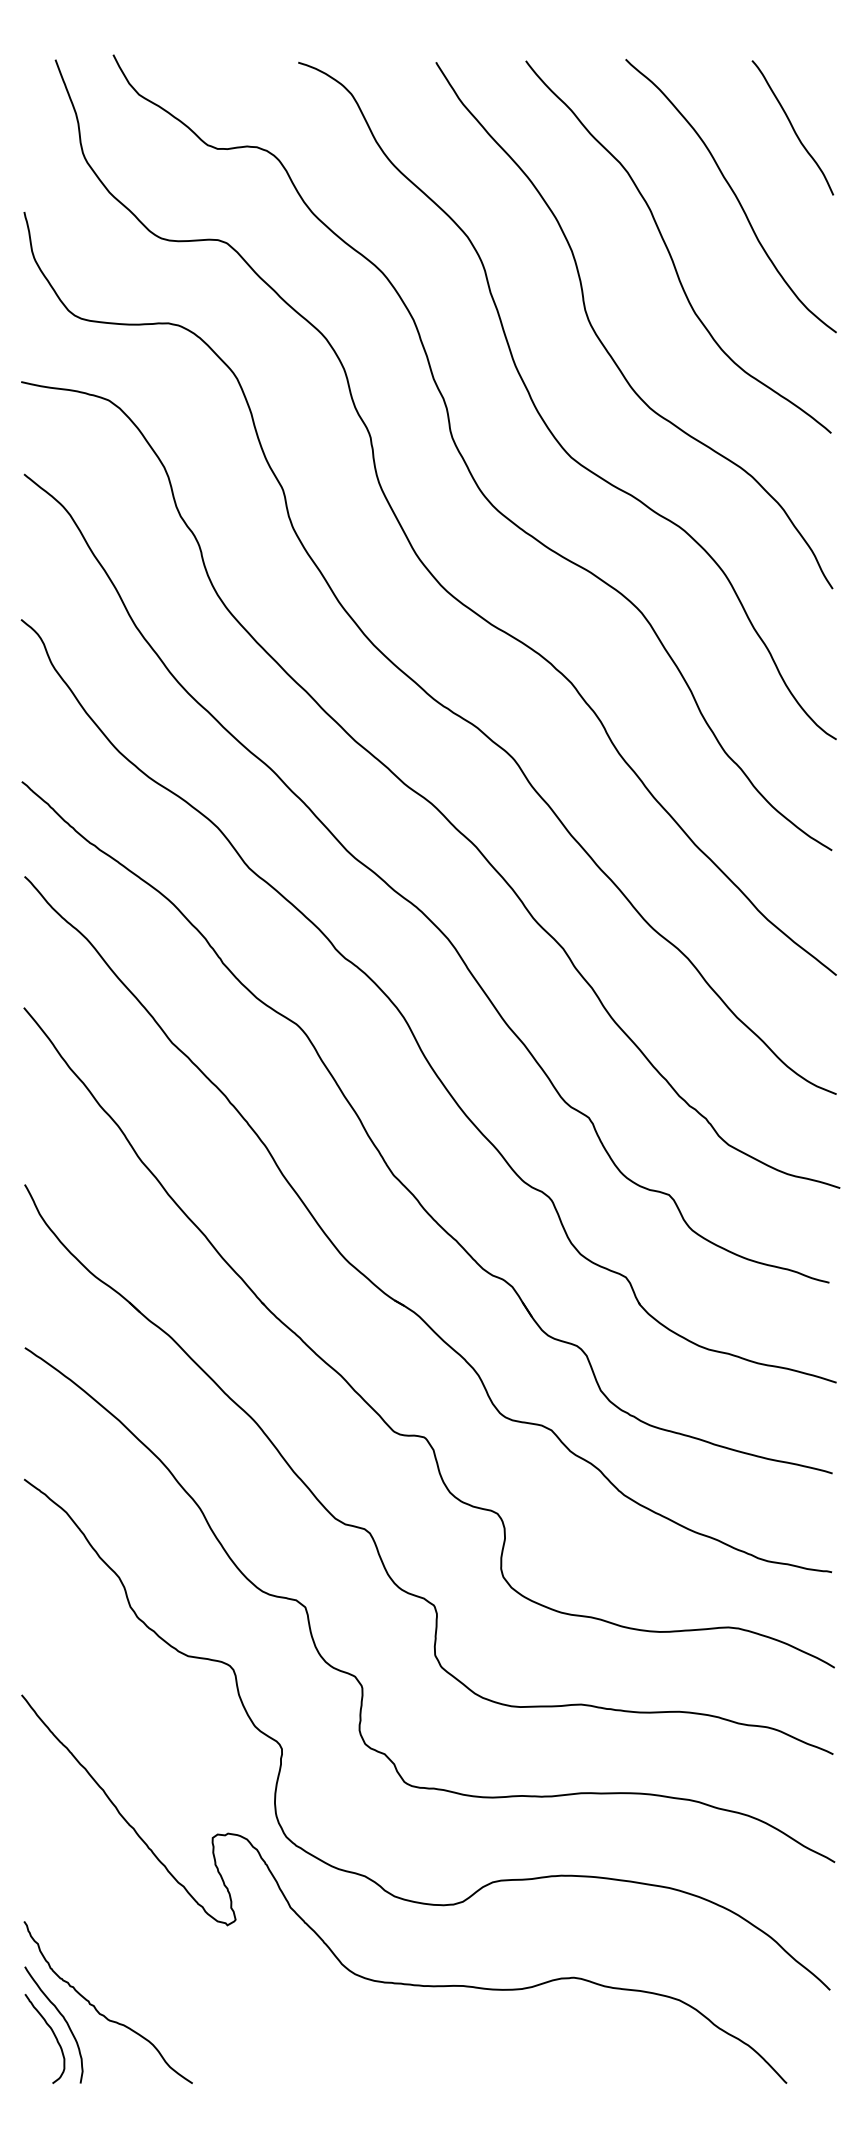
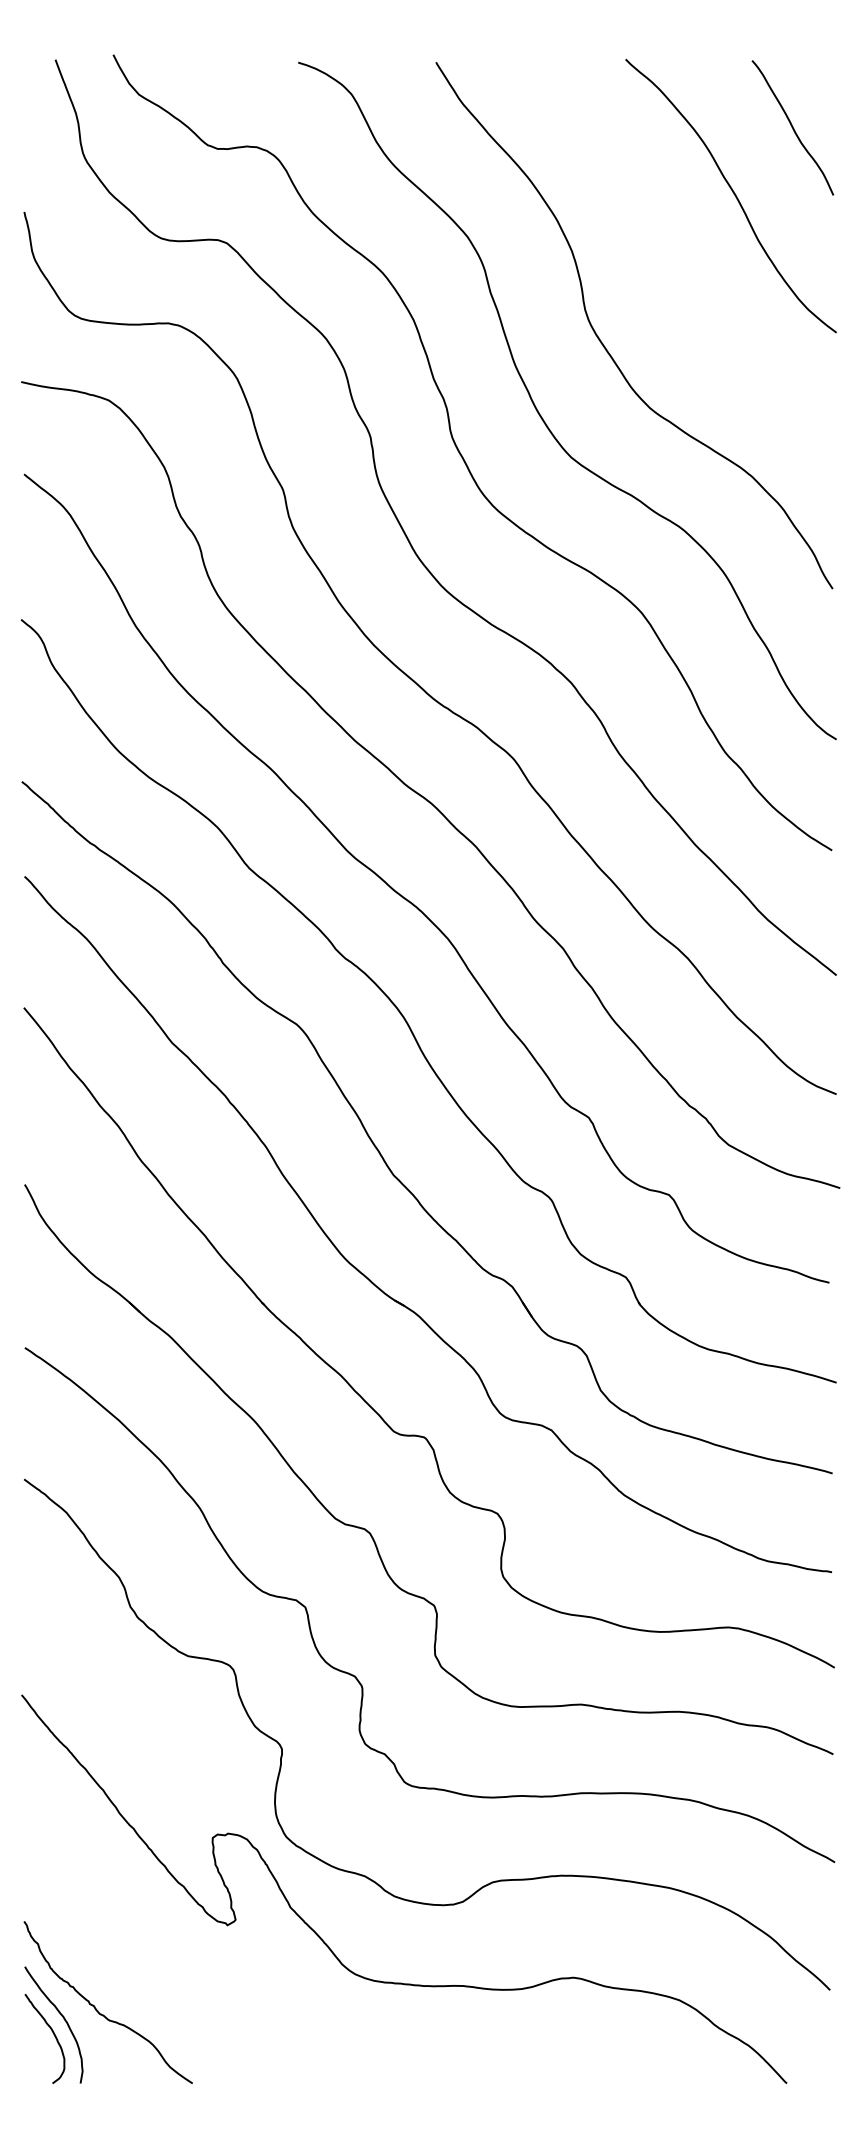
curve: present -> none (669, 250)
